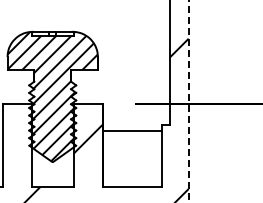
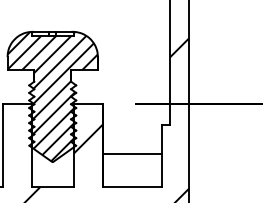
line: dashed -> solid (188, 101)
line position: (131, 131) -> (131, 154) (131, 154)
